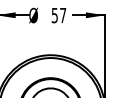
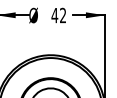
text: 57 -> 42 (58, 15)
